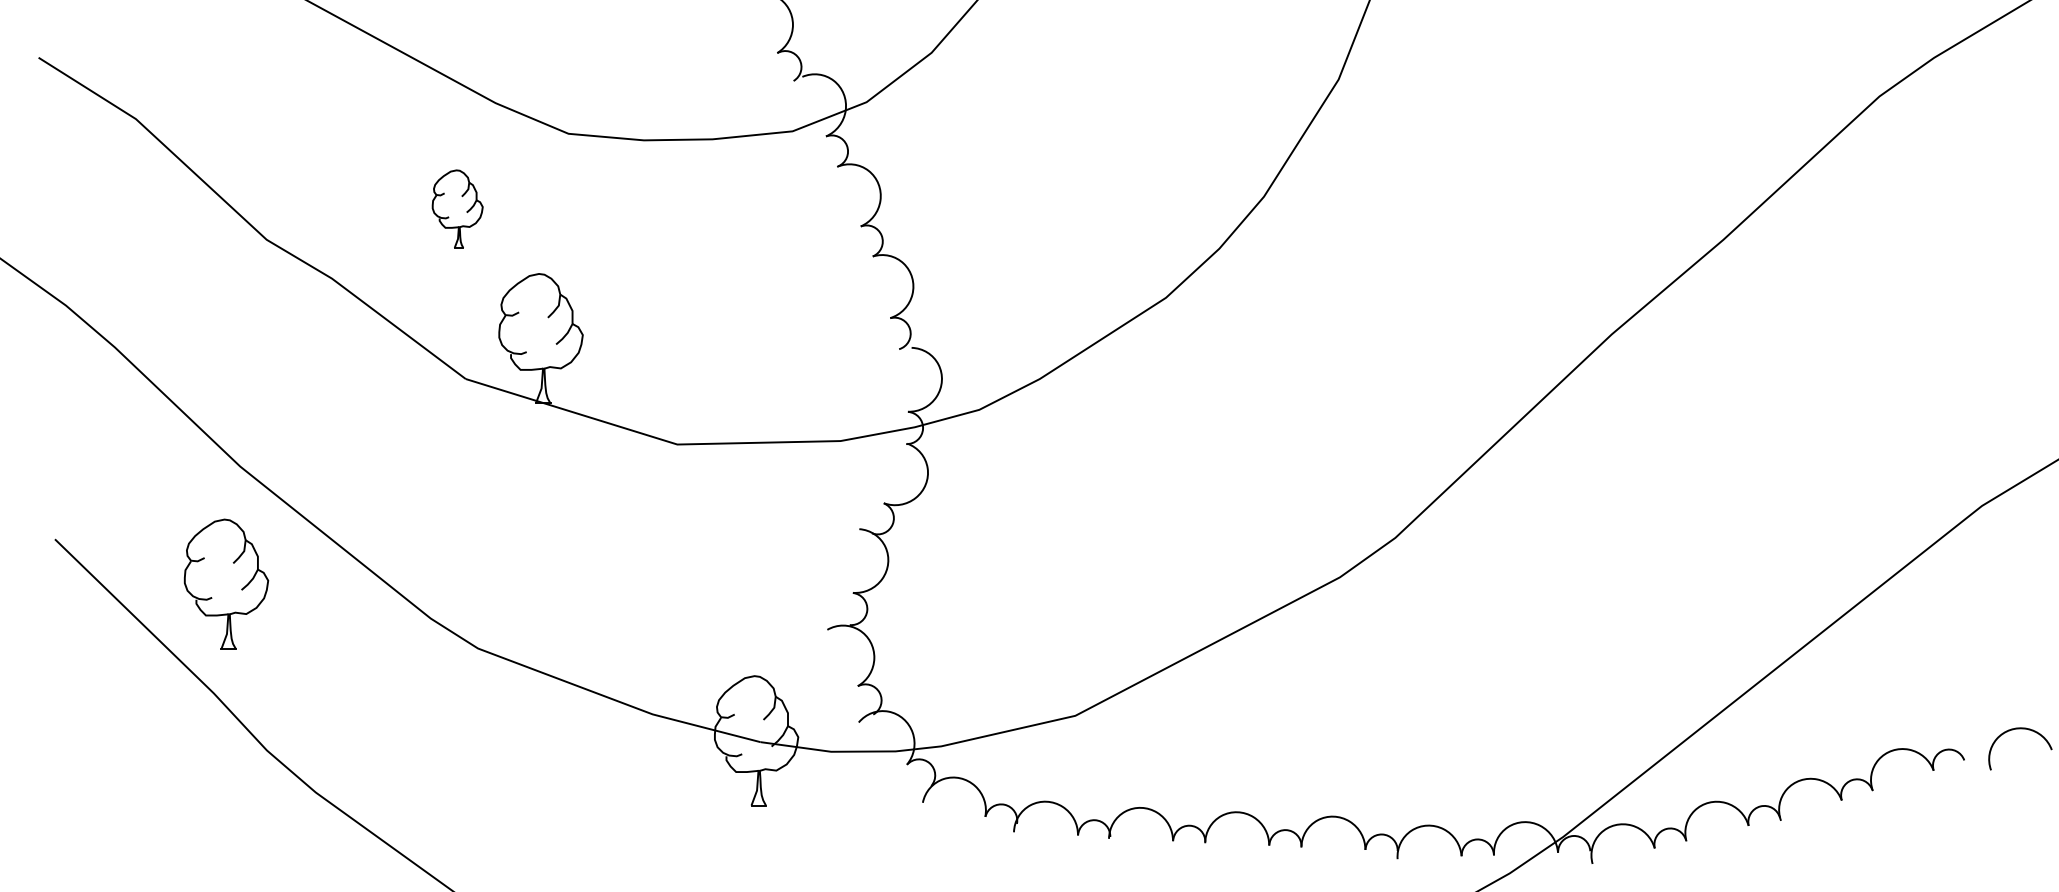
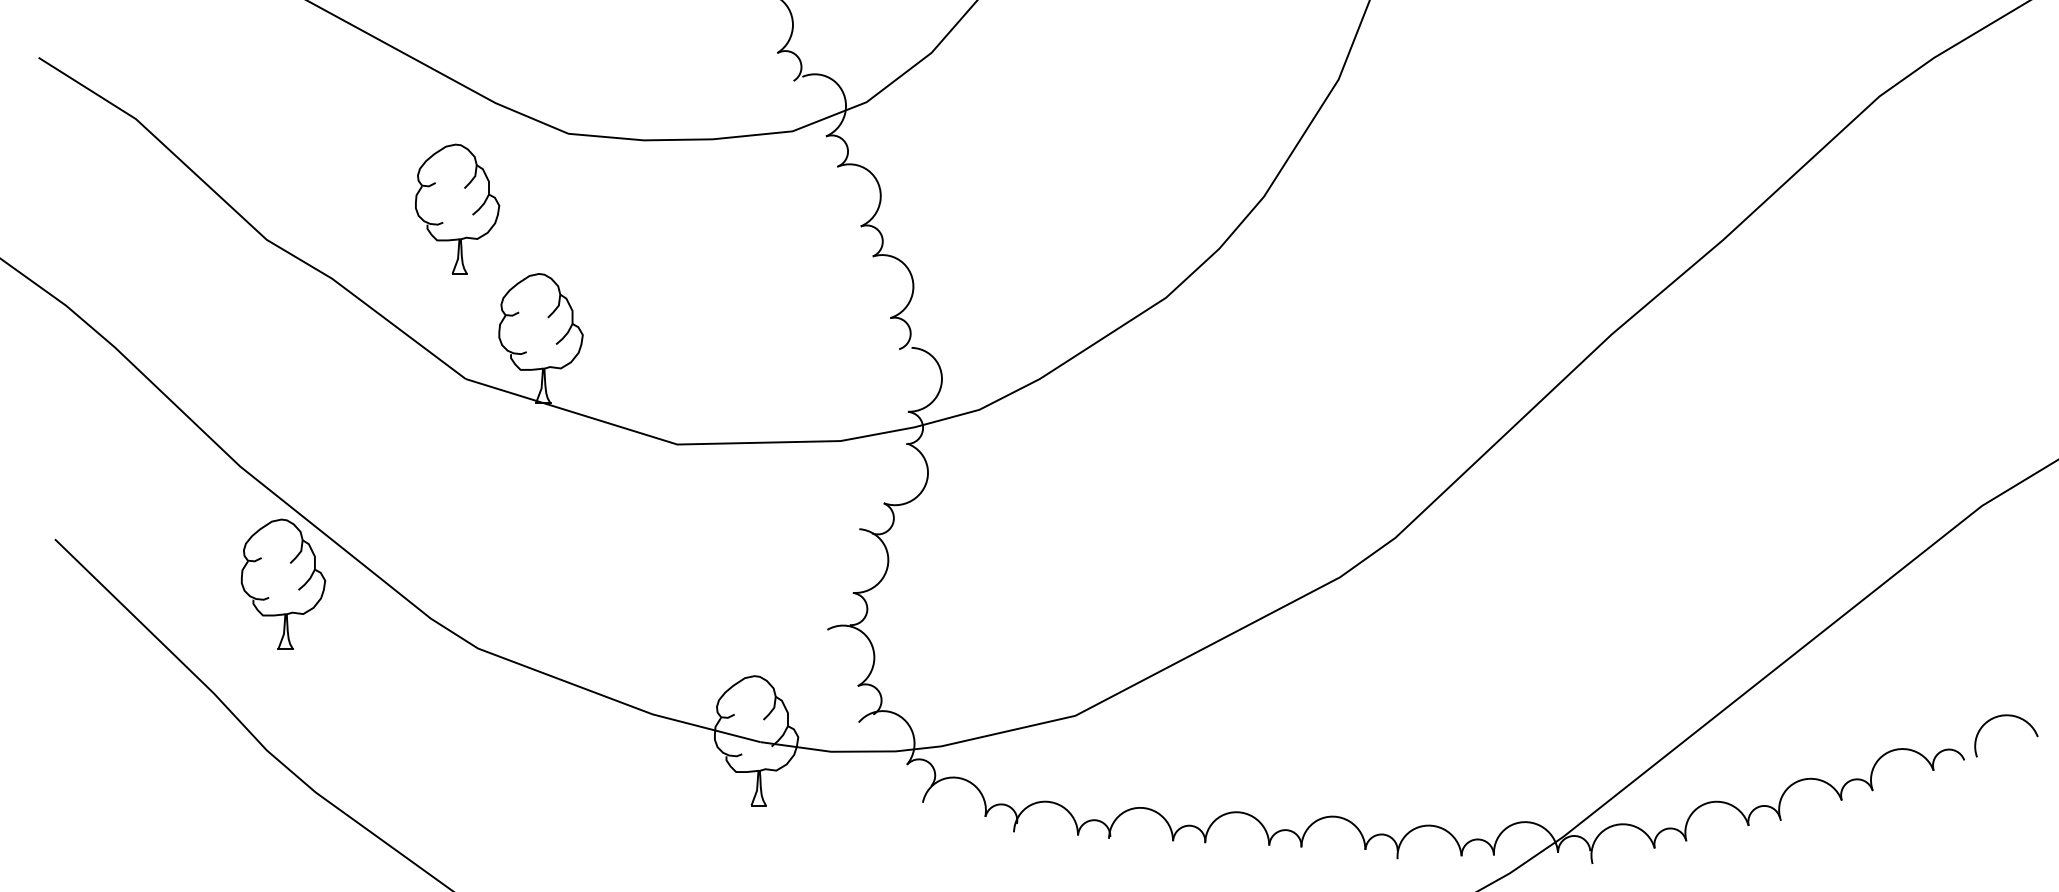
part size: 53x80 px -> 86x132 px (457, 208)
part position: (226, 583) -> (283, 583) (283, 583)
arc position: (2020, 729) -> (2006, 716) (2006, 716)
